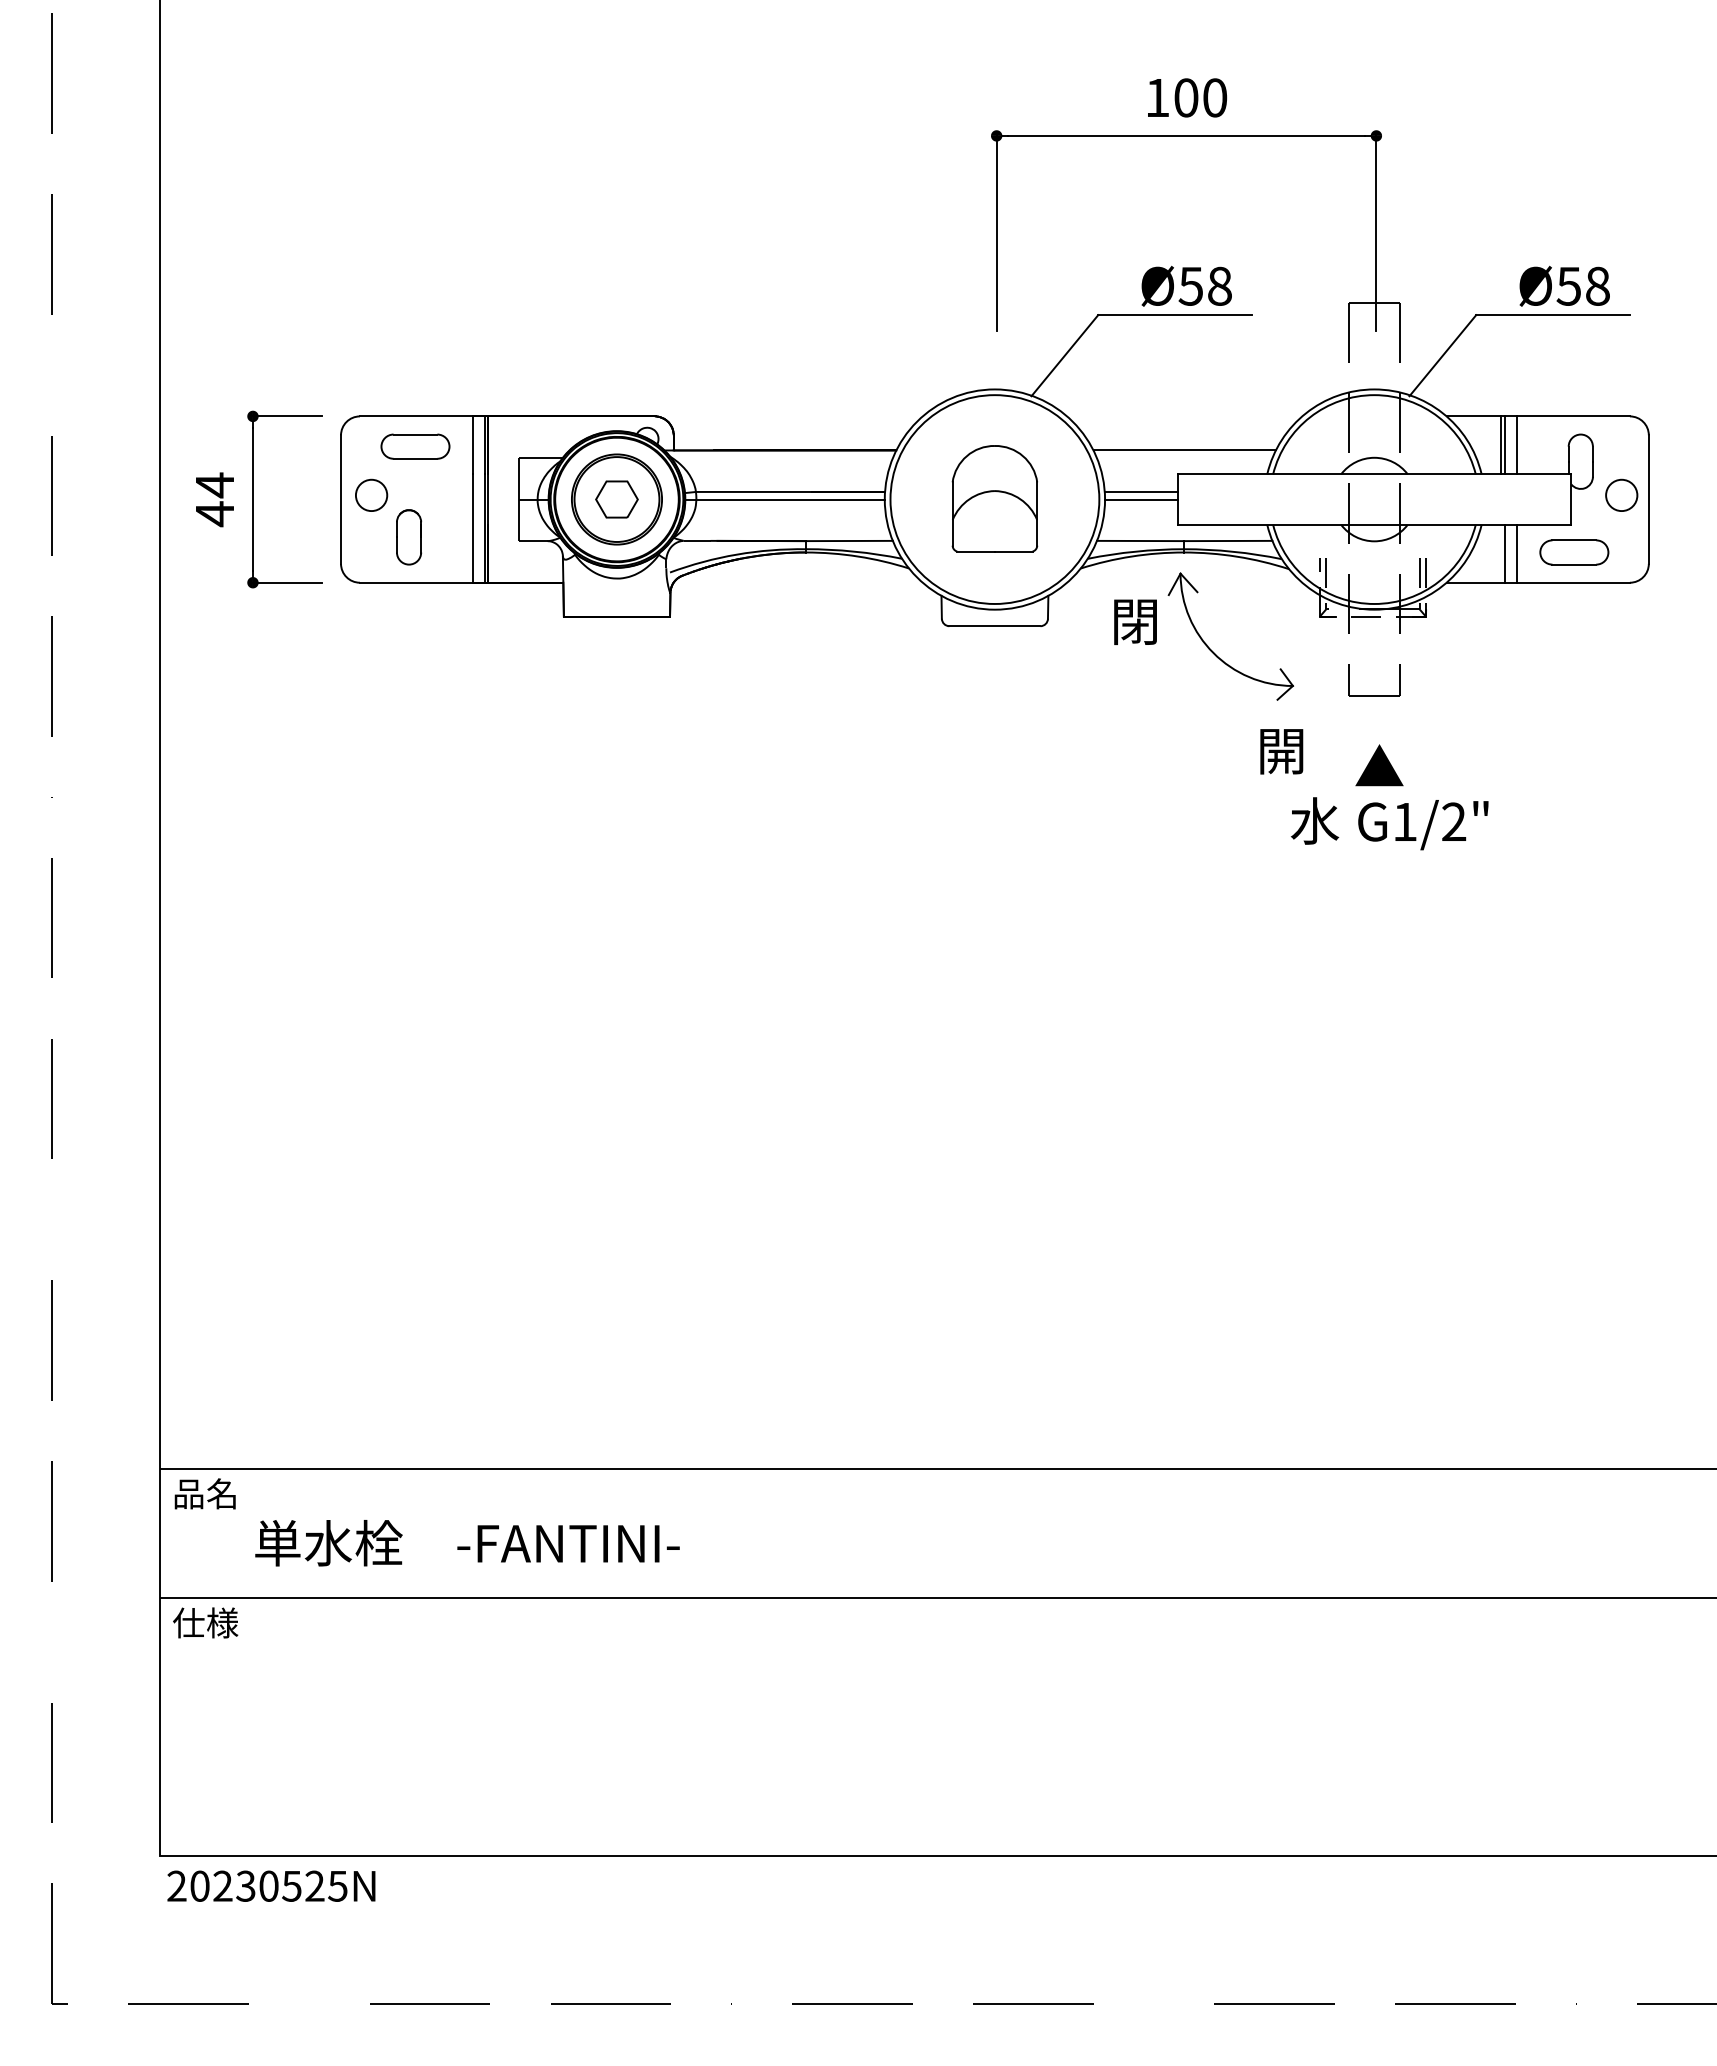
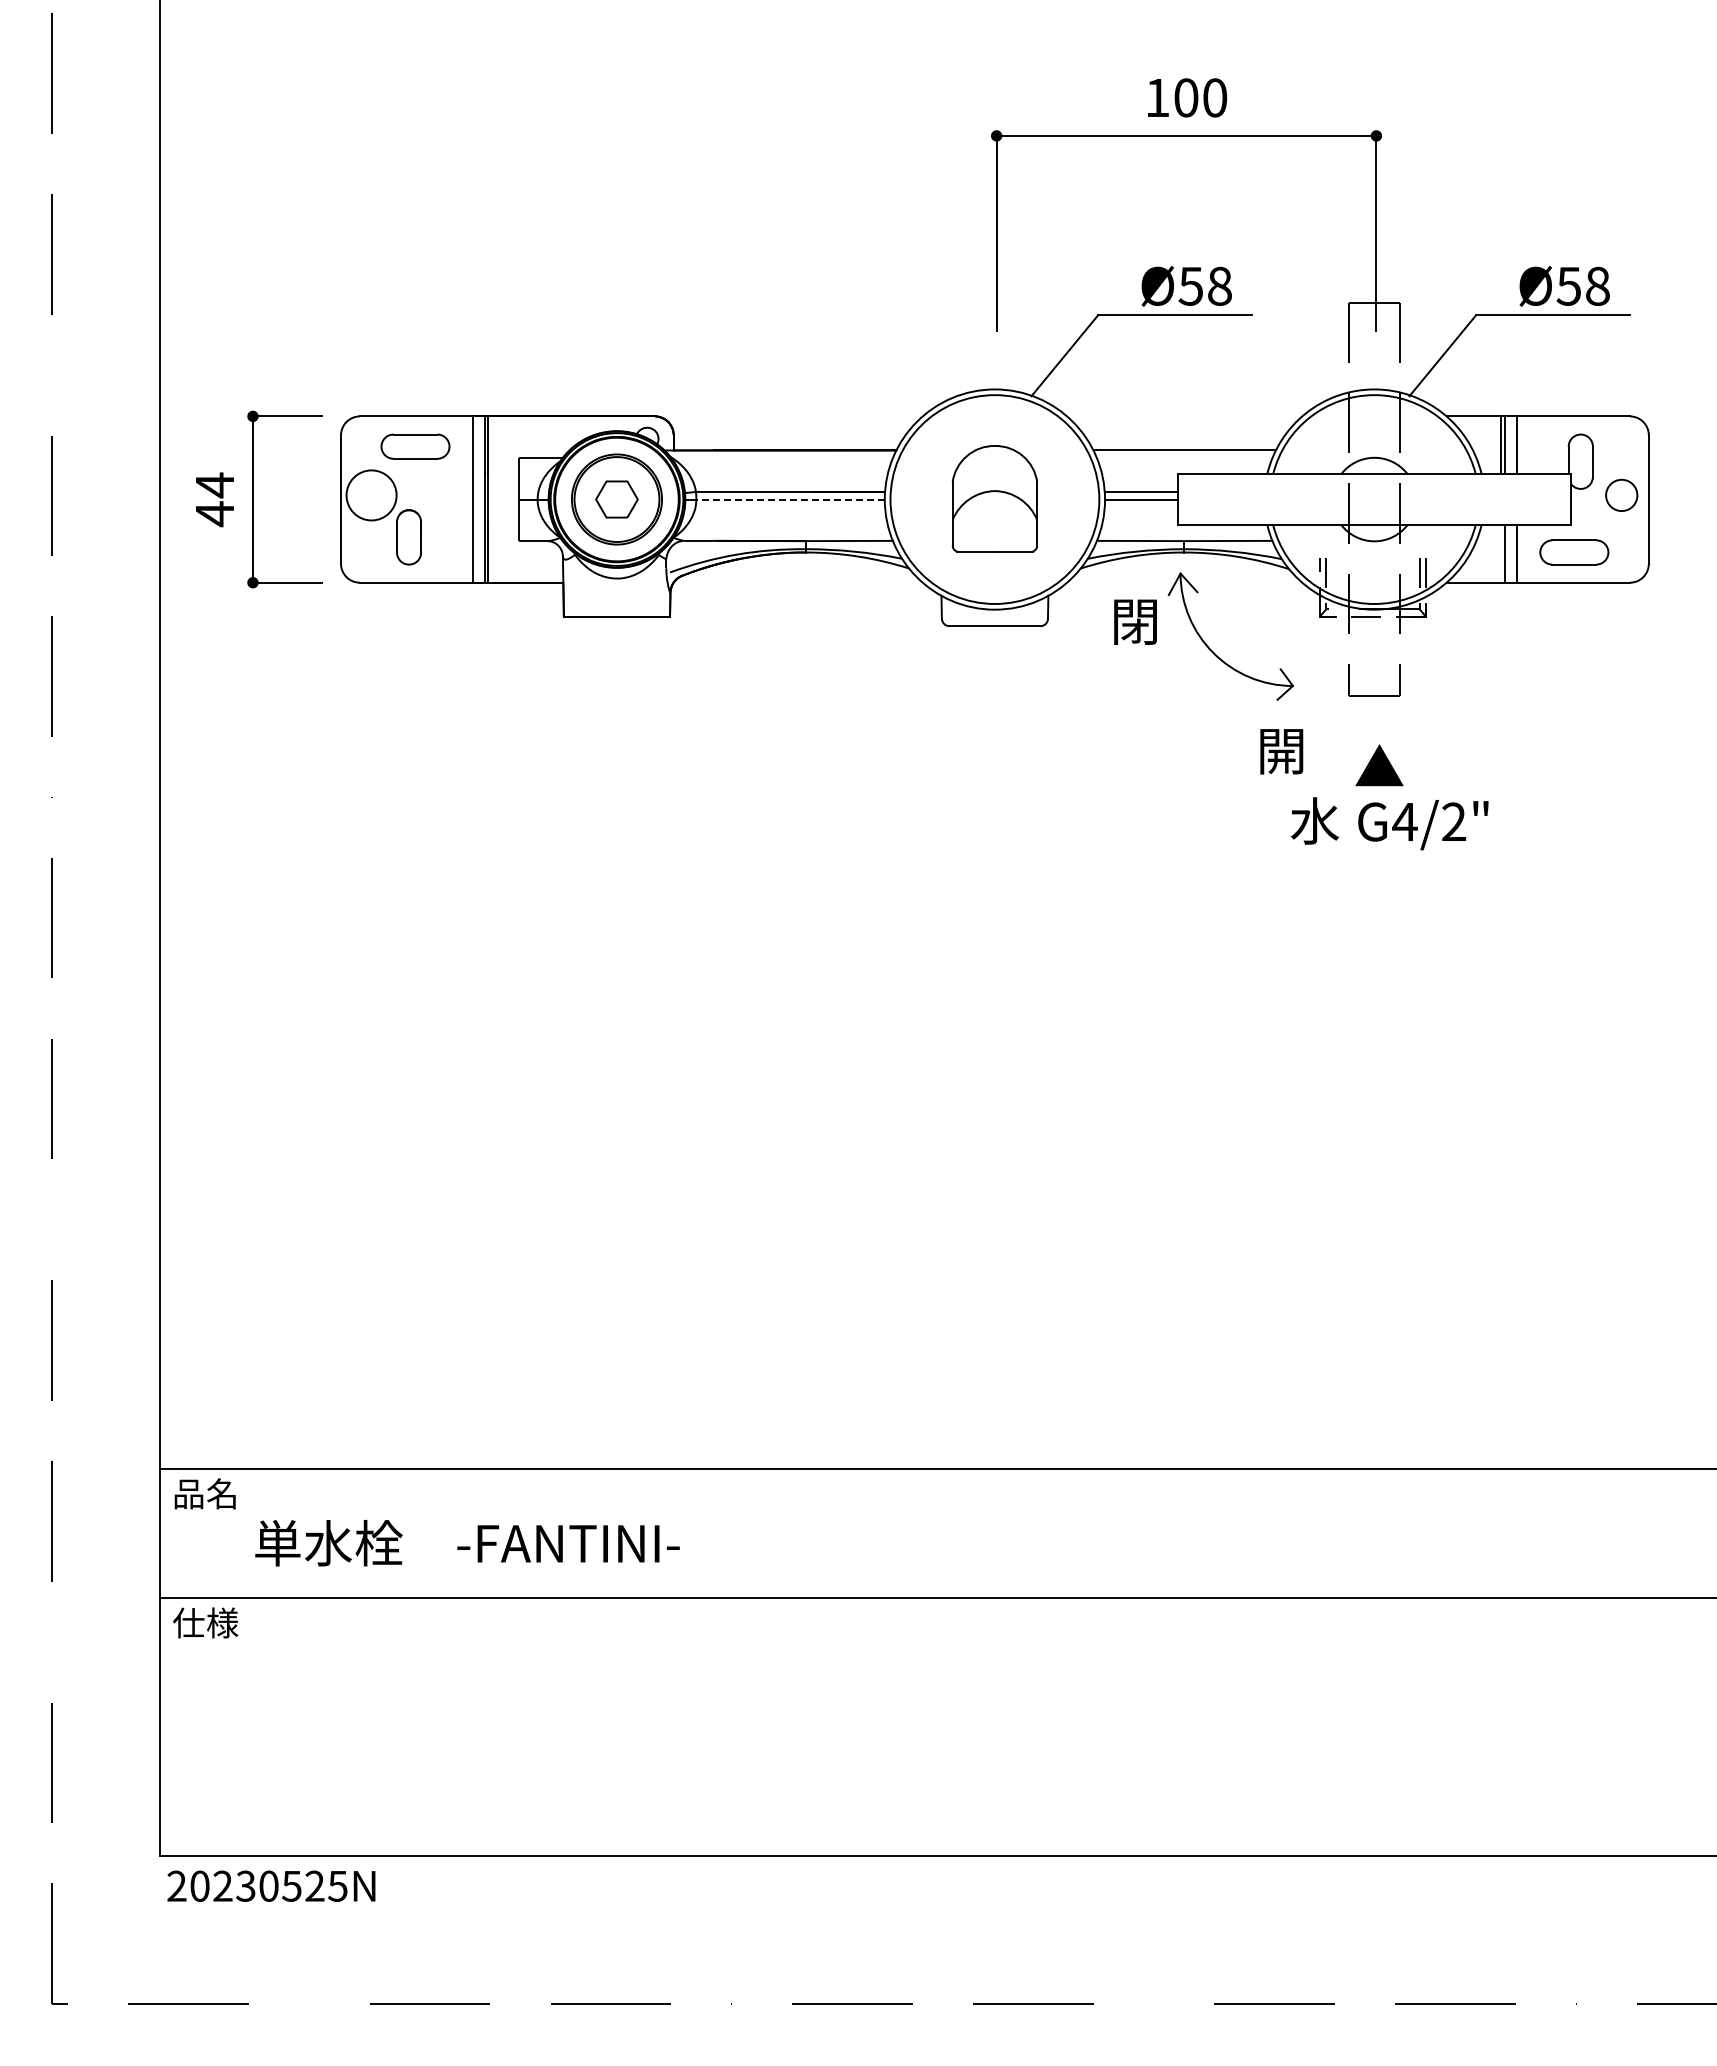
circle diameter: 31 px -> 50 px (371, 495)
line: solid -> dashed (790, 499)
text: G1/2" -> G4/2" (1404, 821)
